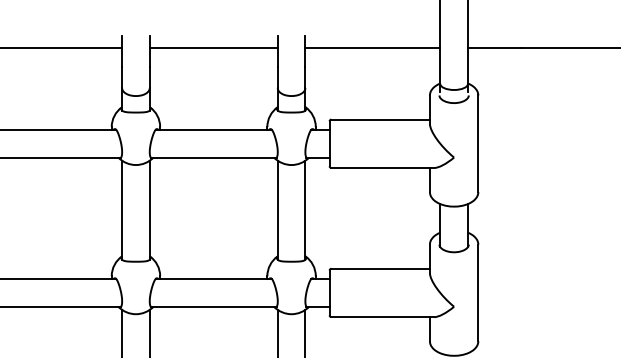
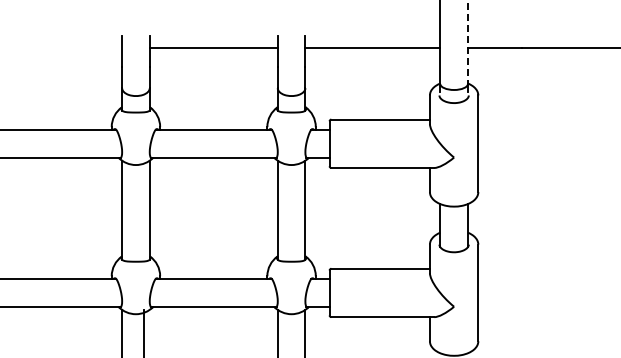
line: solid -> dashed (467, 42)
line: present -> none (62, 48)
line position: (149, 331) -> (143, 331) (143, 331)
